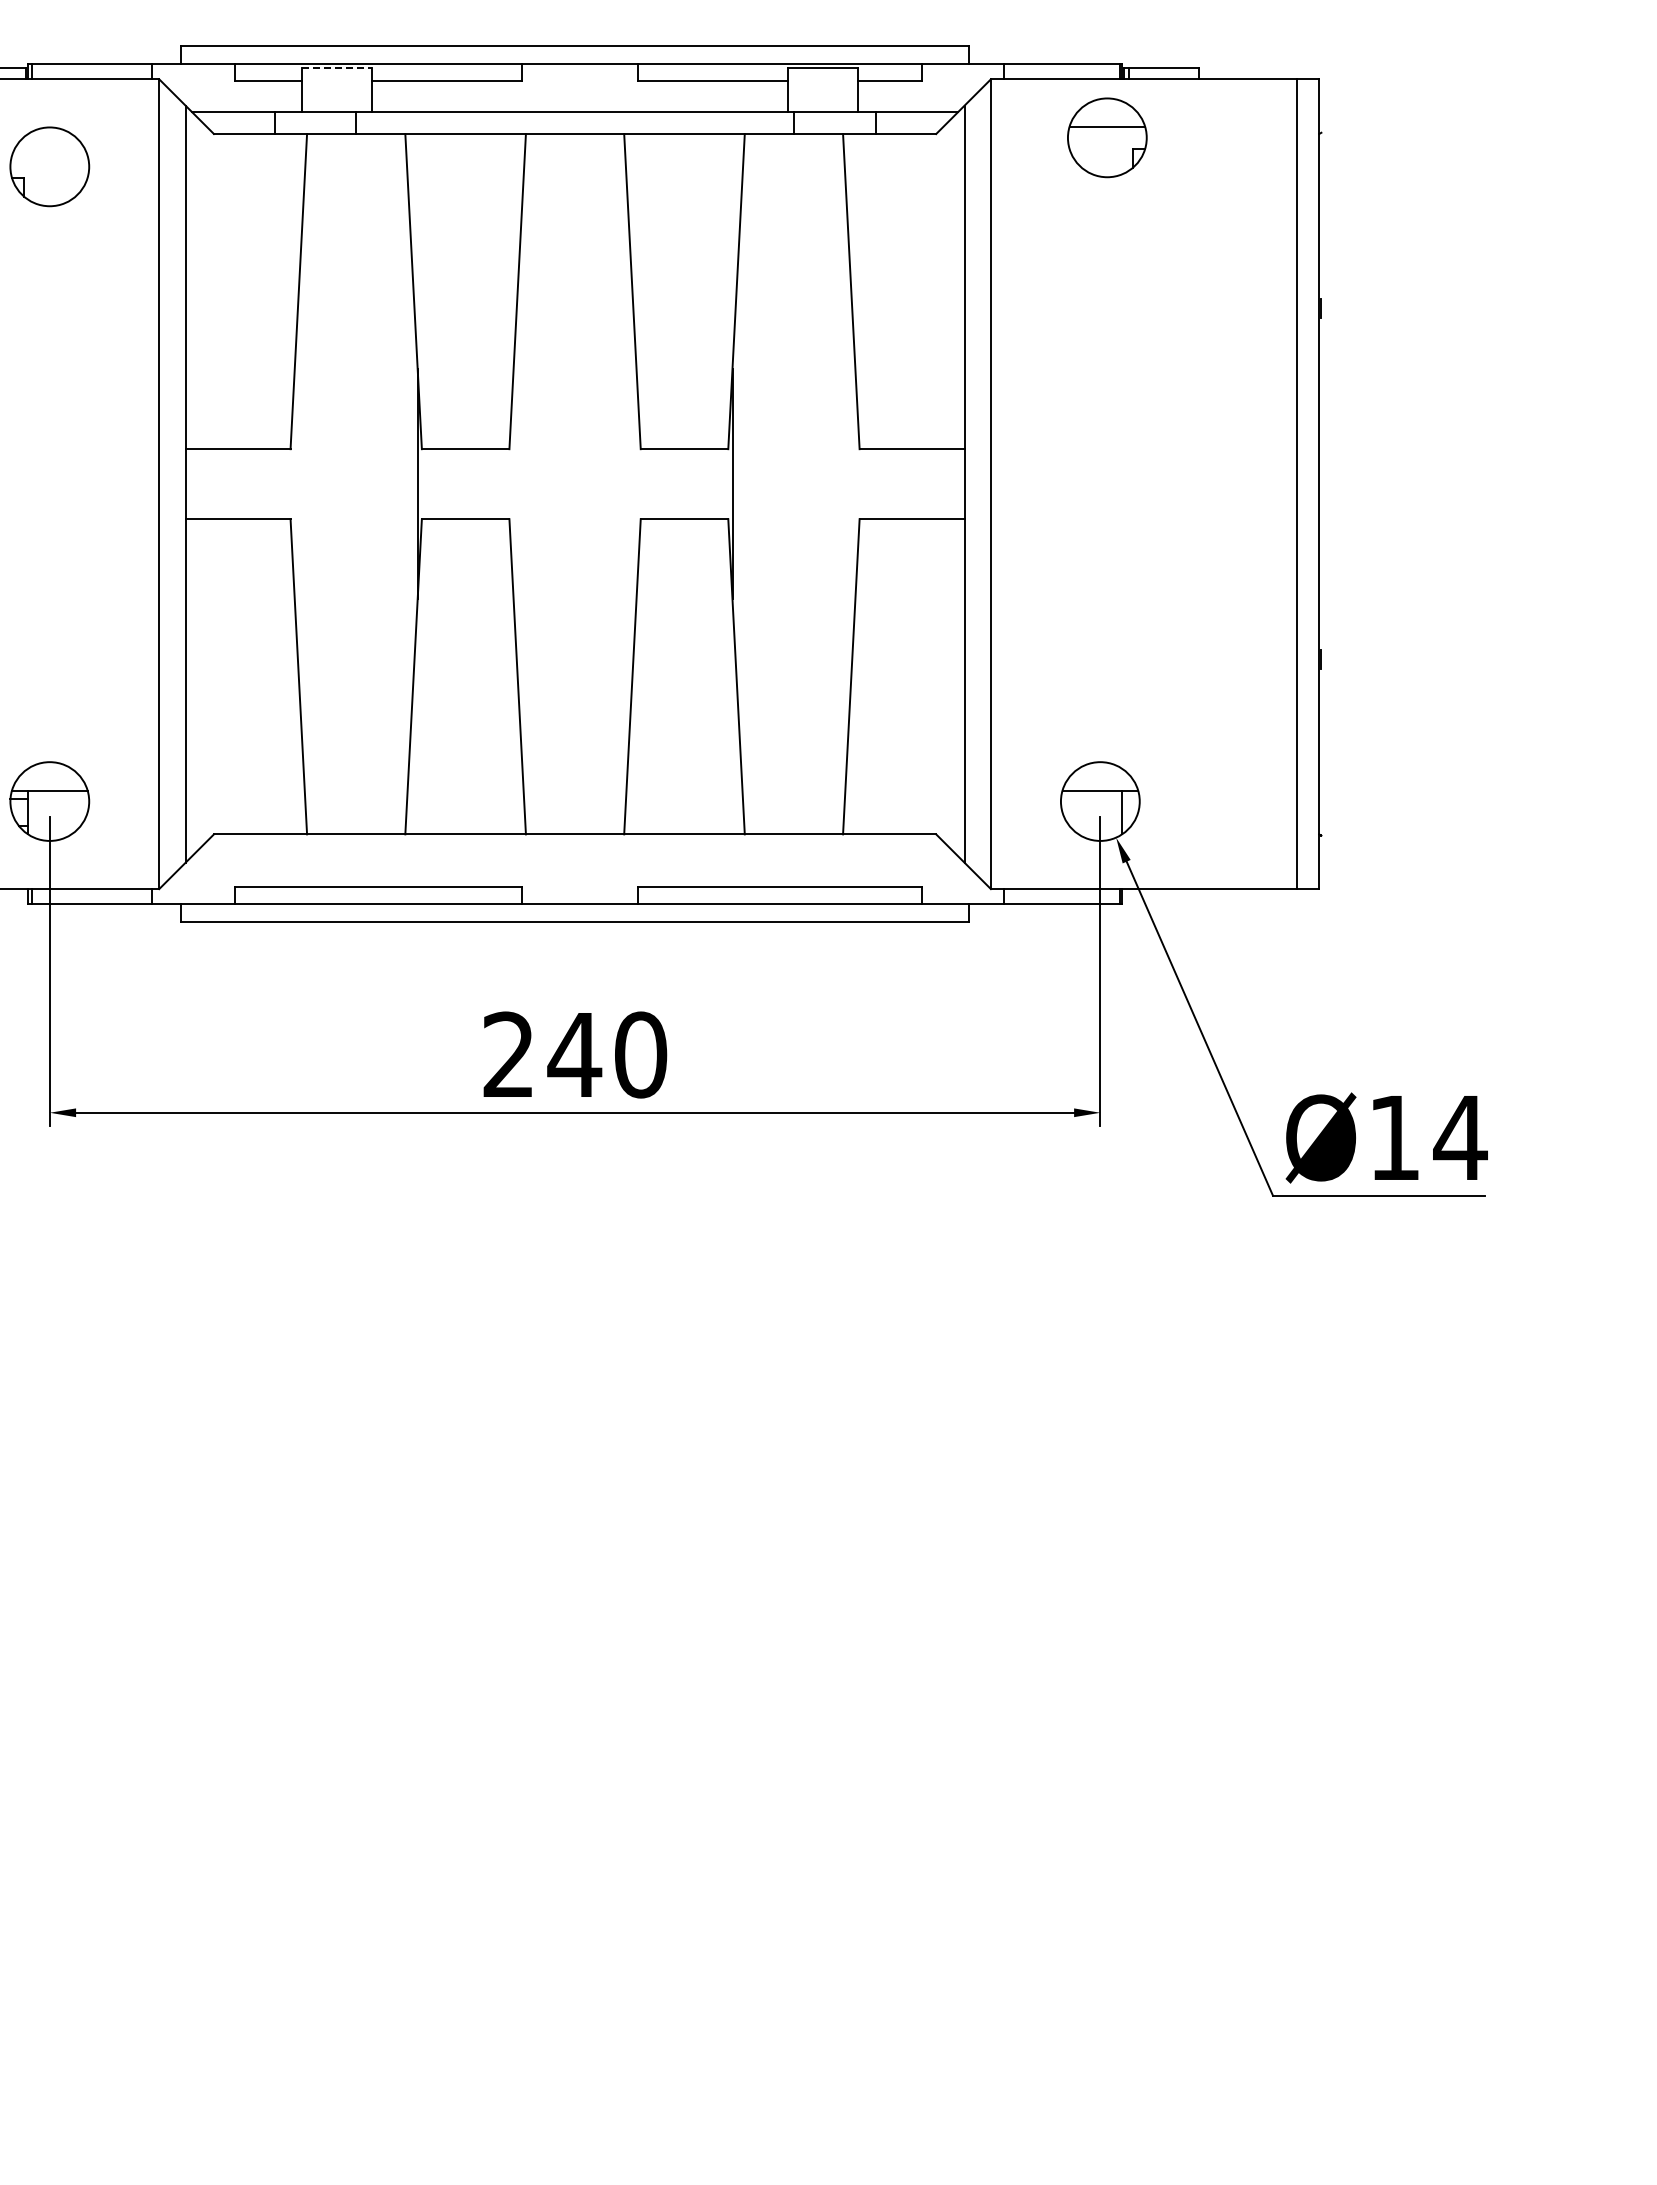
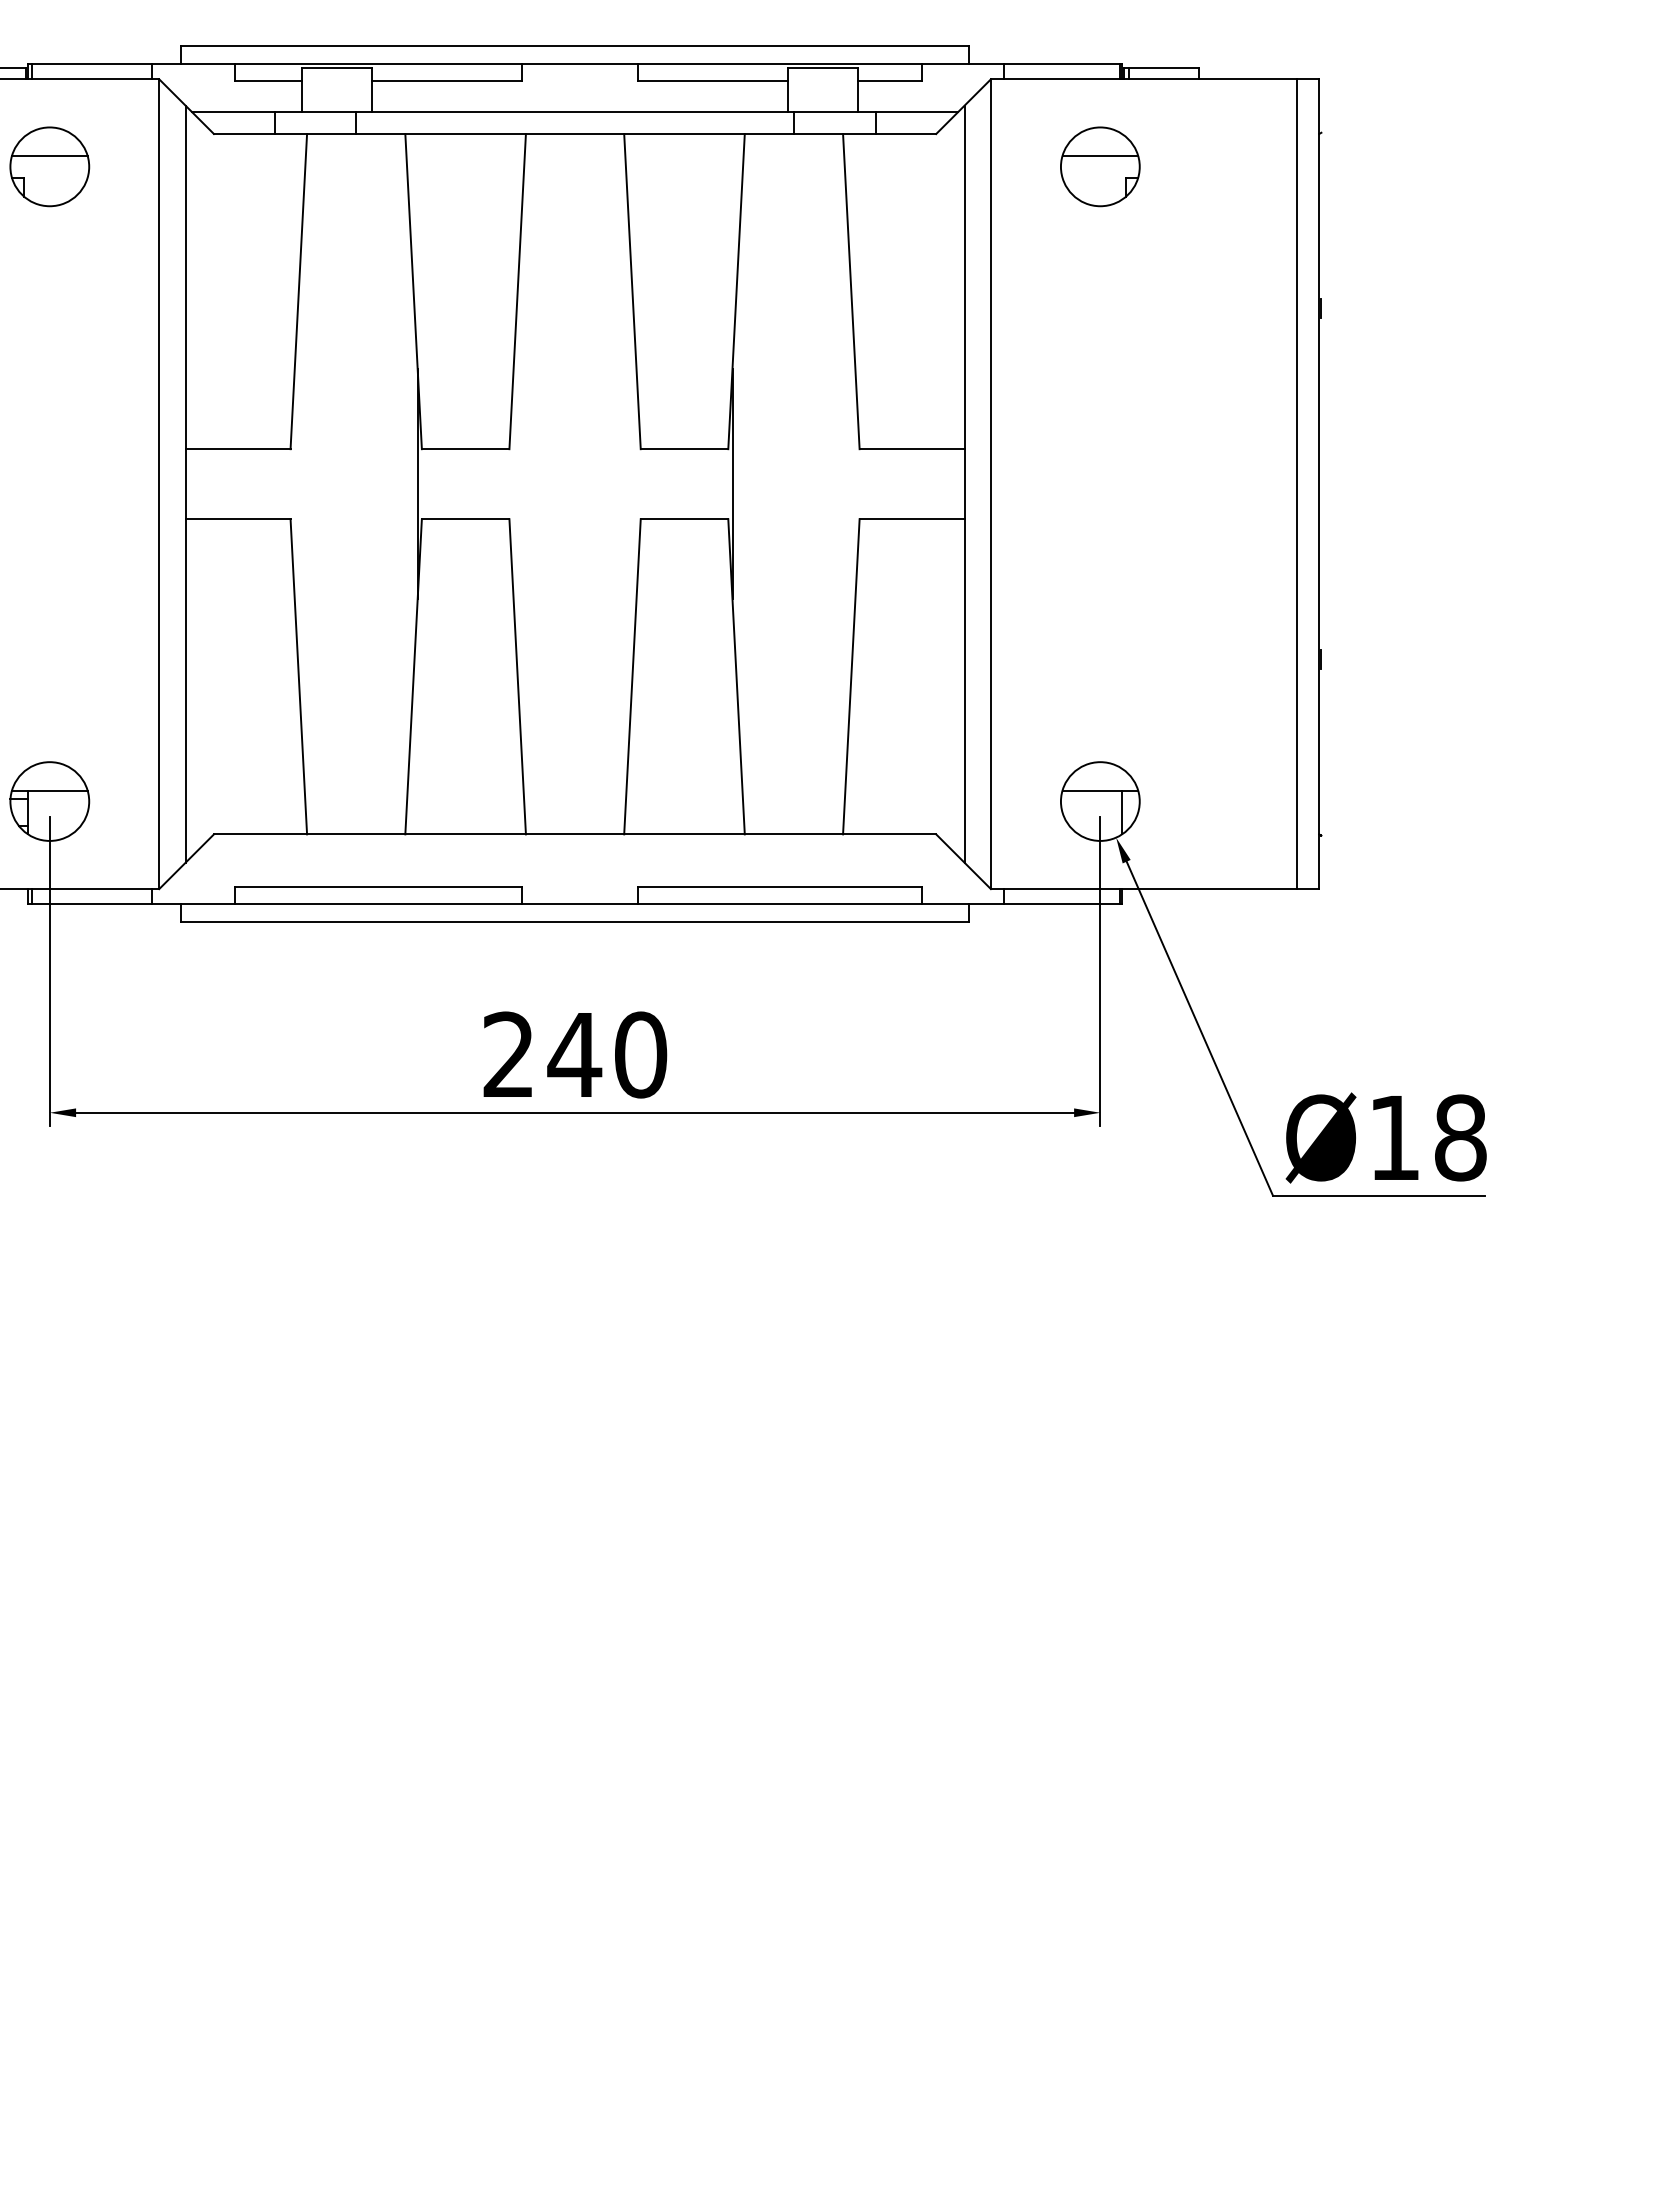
line: dashed -> solid (337, 68)
part position: (1107, 137) -> (1100, 166) (1100, 166)
line: none -> present (49, 155)
text: Ø14 -> Ø18 (1460, 1137)
